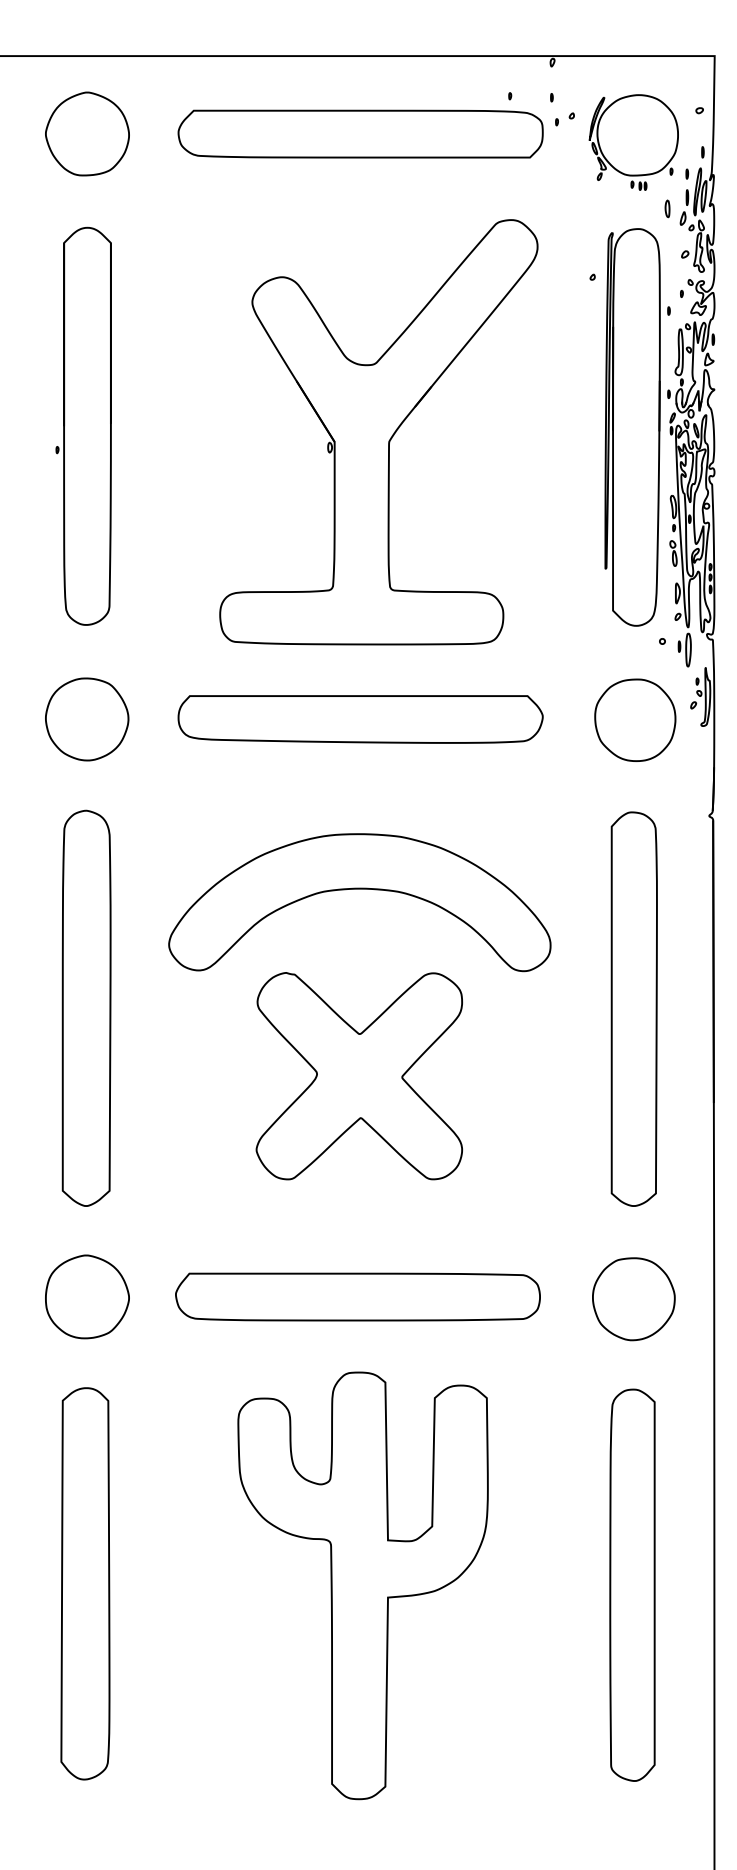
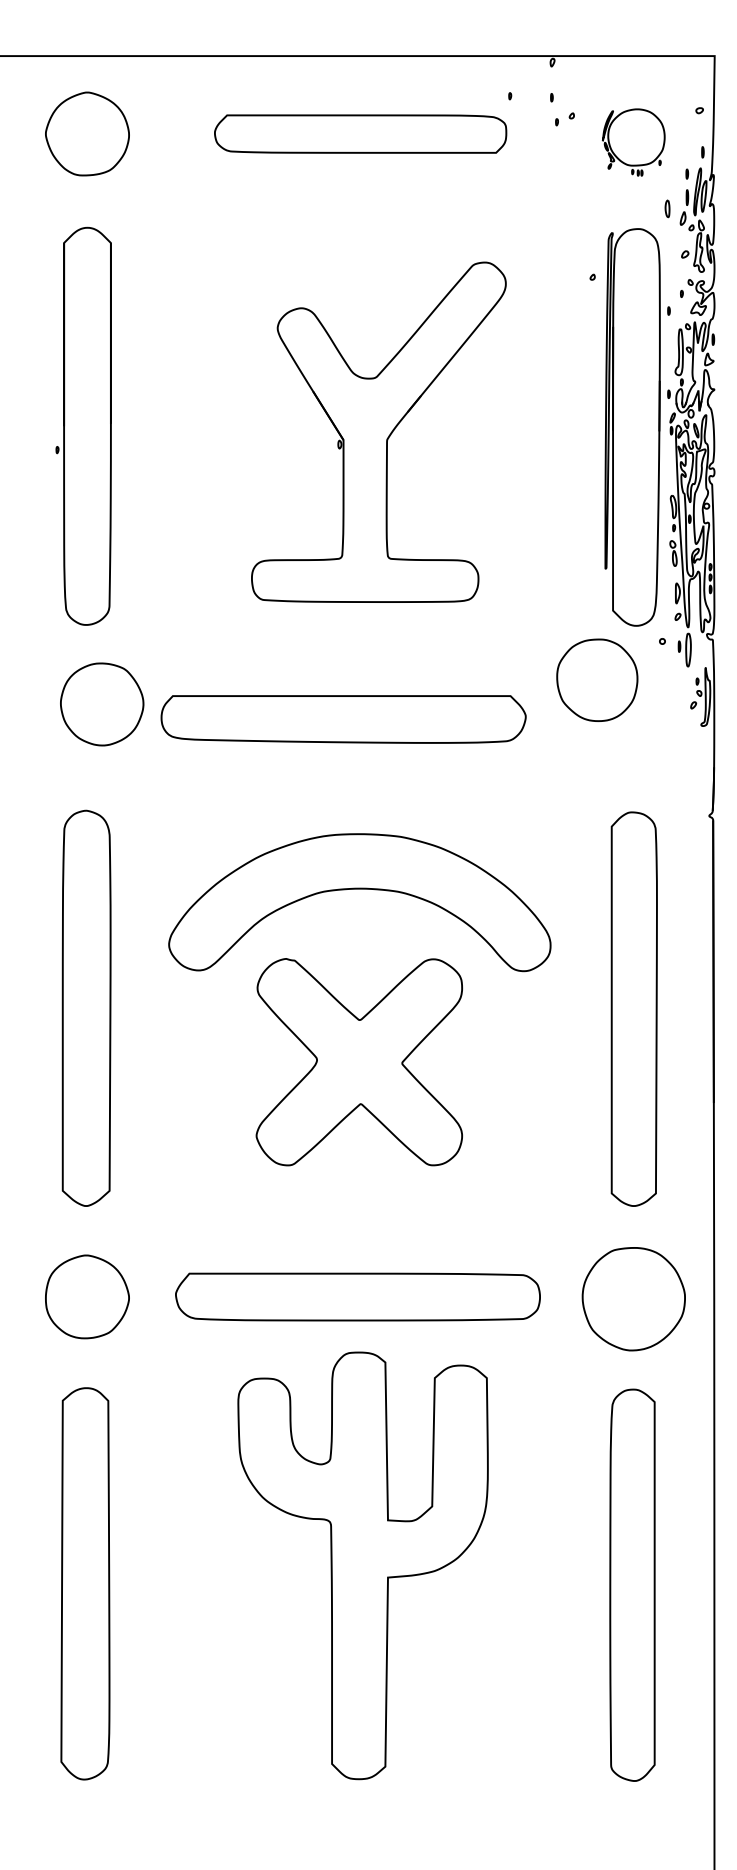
part size: 367x50 px -> 294x40 px (360, 133)
part size: 91x97 px -> 64x69 px (633, 142)
part size: 320x427 px -> 256x342 px (378, 431)
part position: (87, 719) -> (102, 704) (102, 704)
part position: (360, 719) -> (343, 719) (343, 719)
part position: (635, 719) -> (597, 679) (597, 679)
part position: (358, 1076) -> (358, 1062) (358, 1062)
part size: 84x85 px -> 105x105 px (633, 1299)
part position: (362, 1585) -> (362, 1565) (362, 1565)
